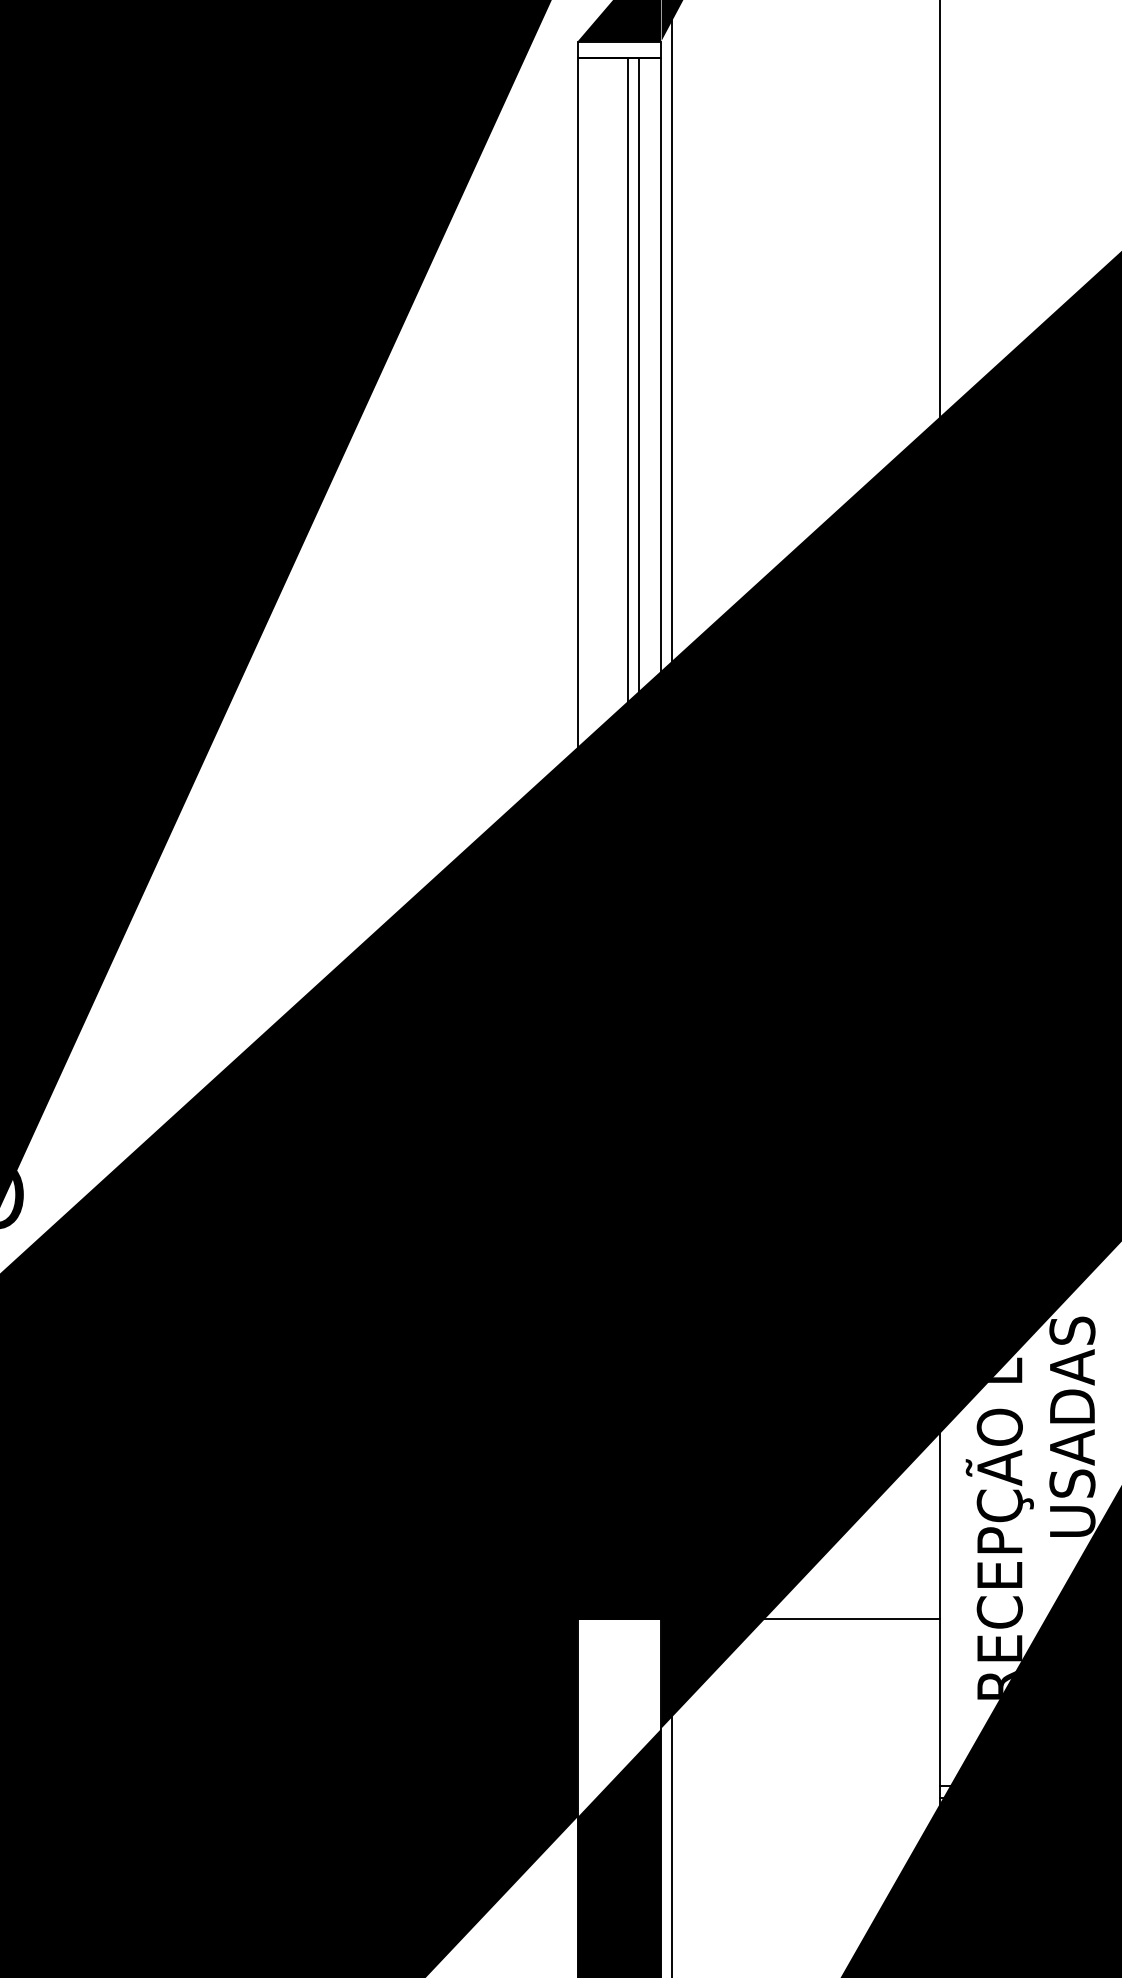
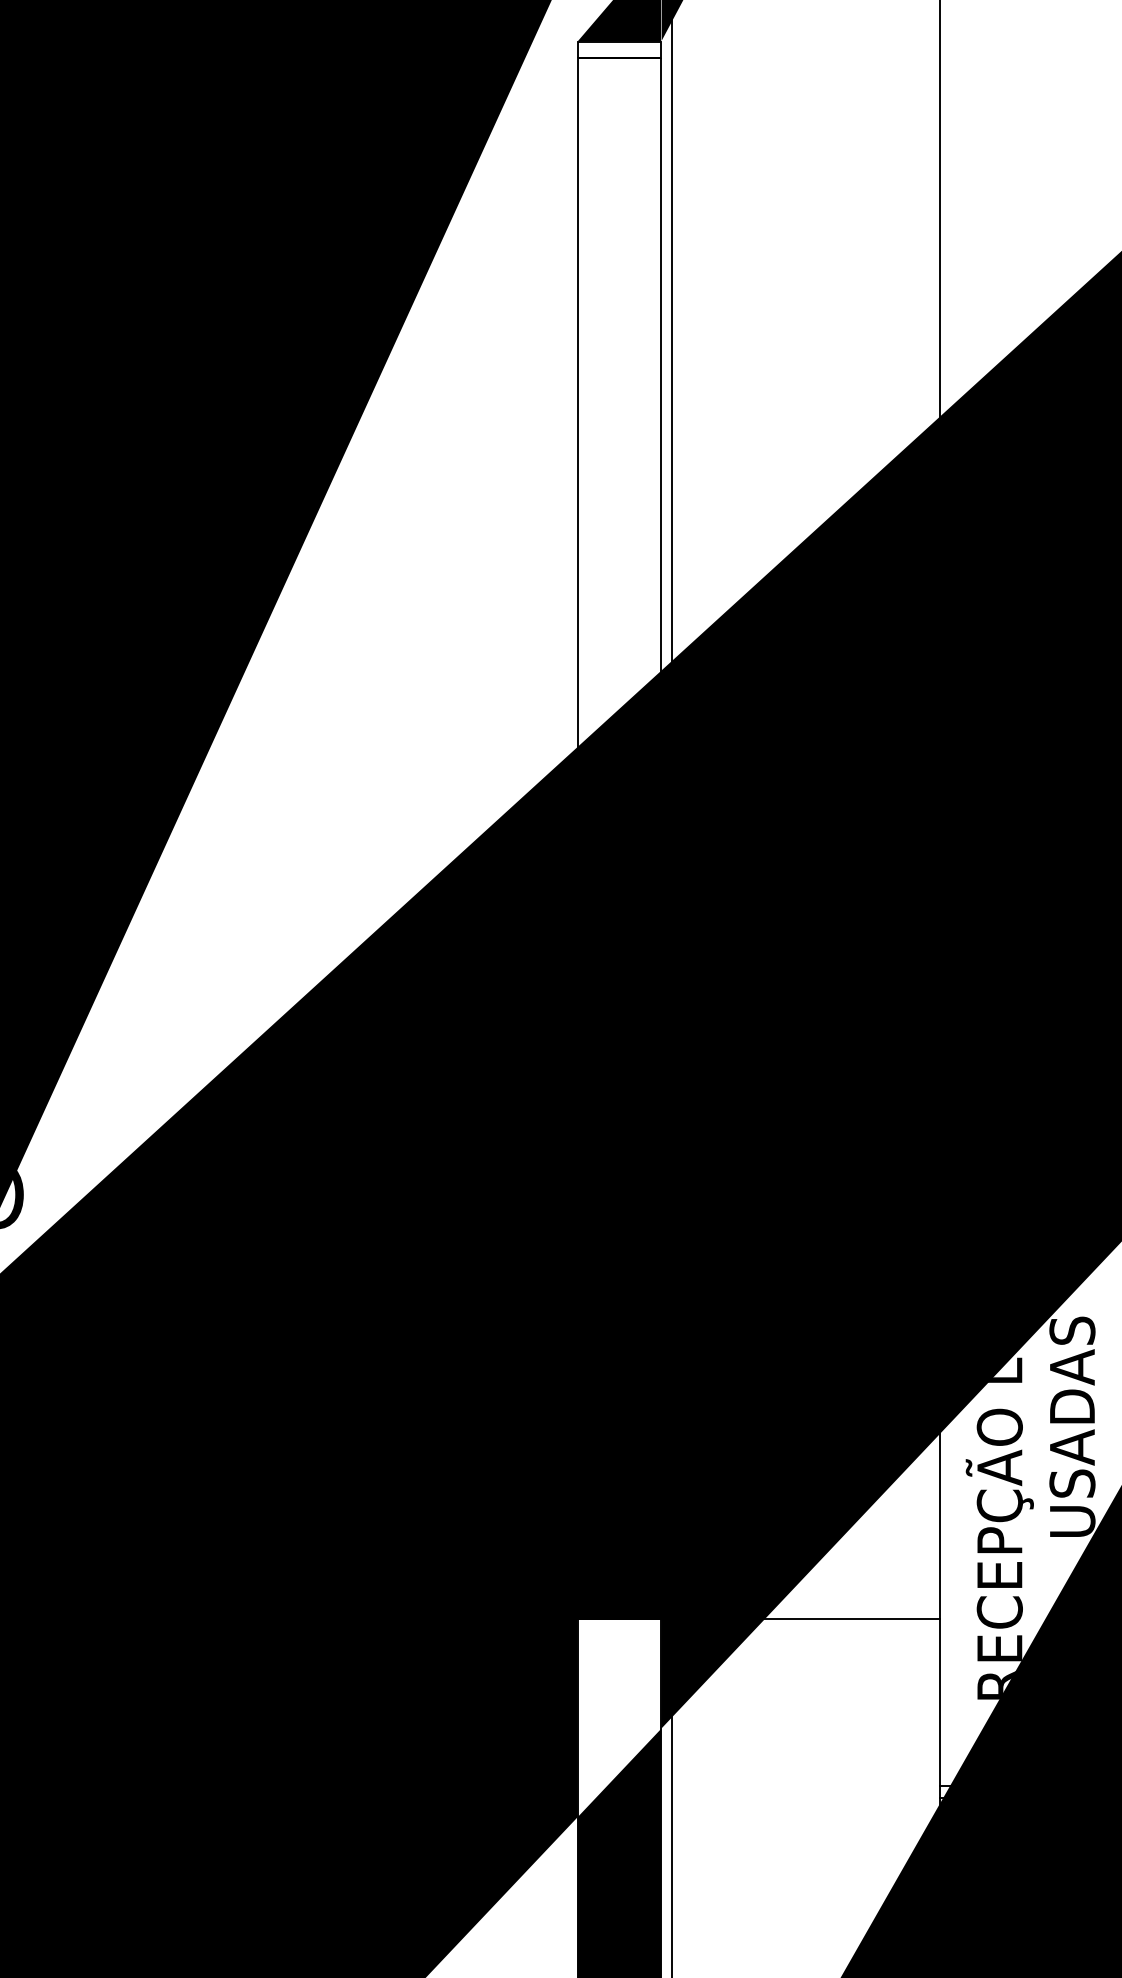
line: present -> none (627, 432)
line: present -> none (638, 432)
